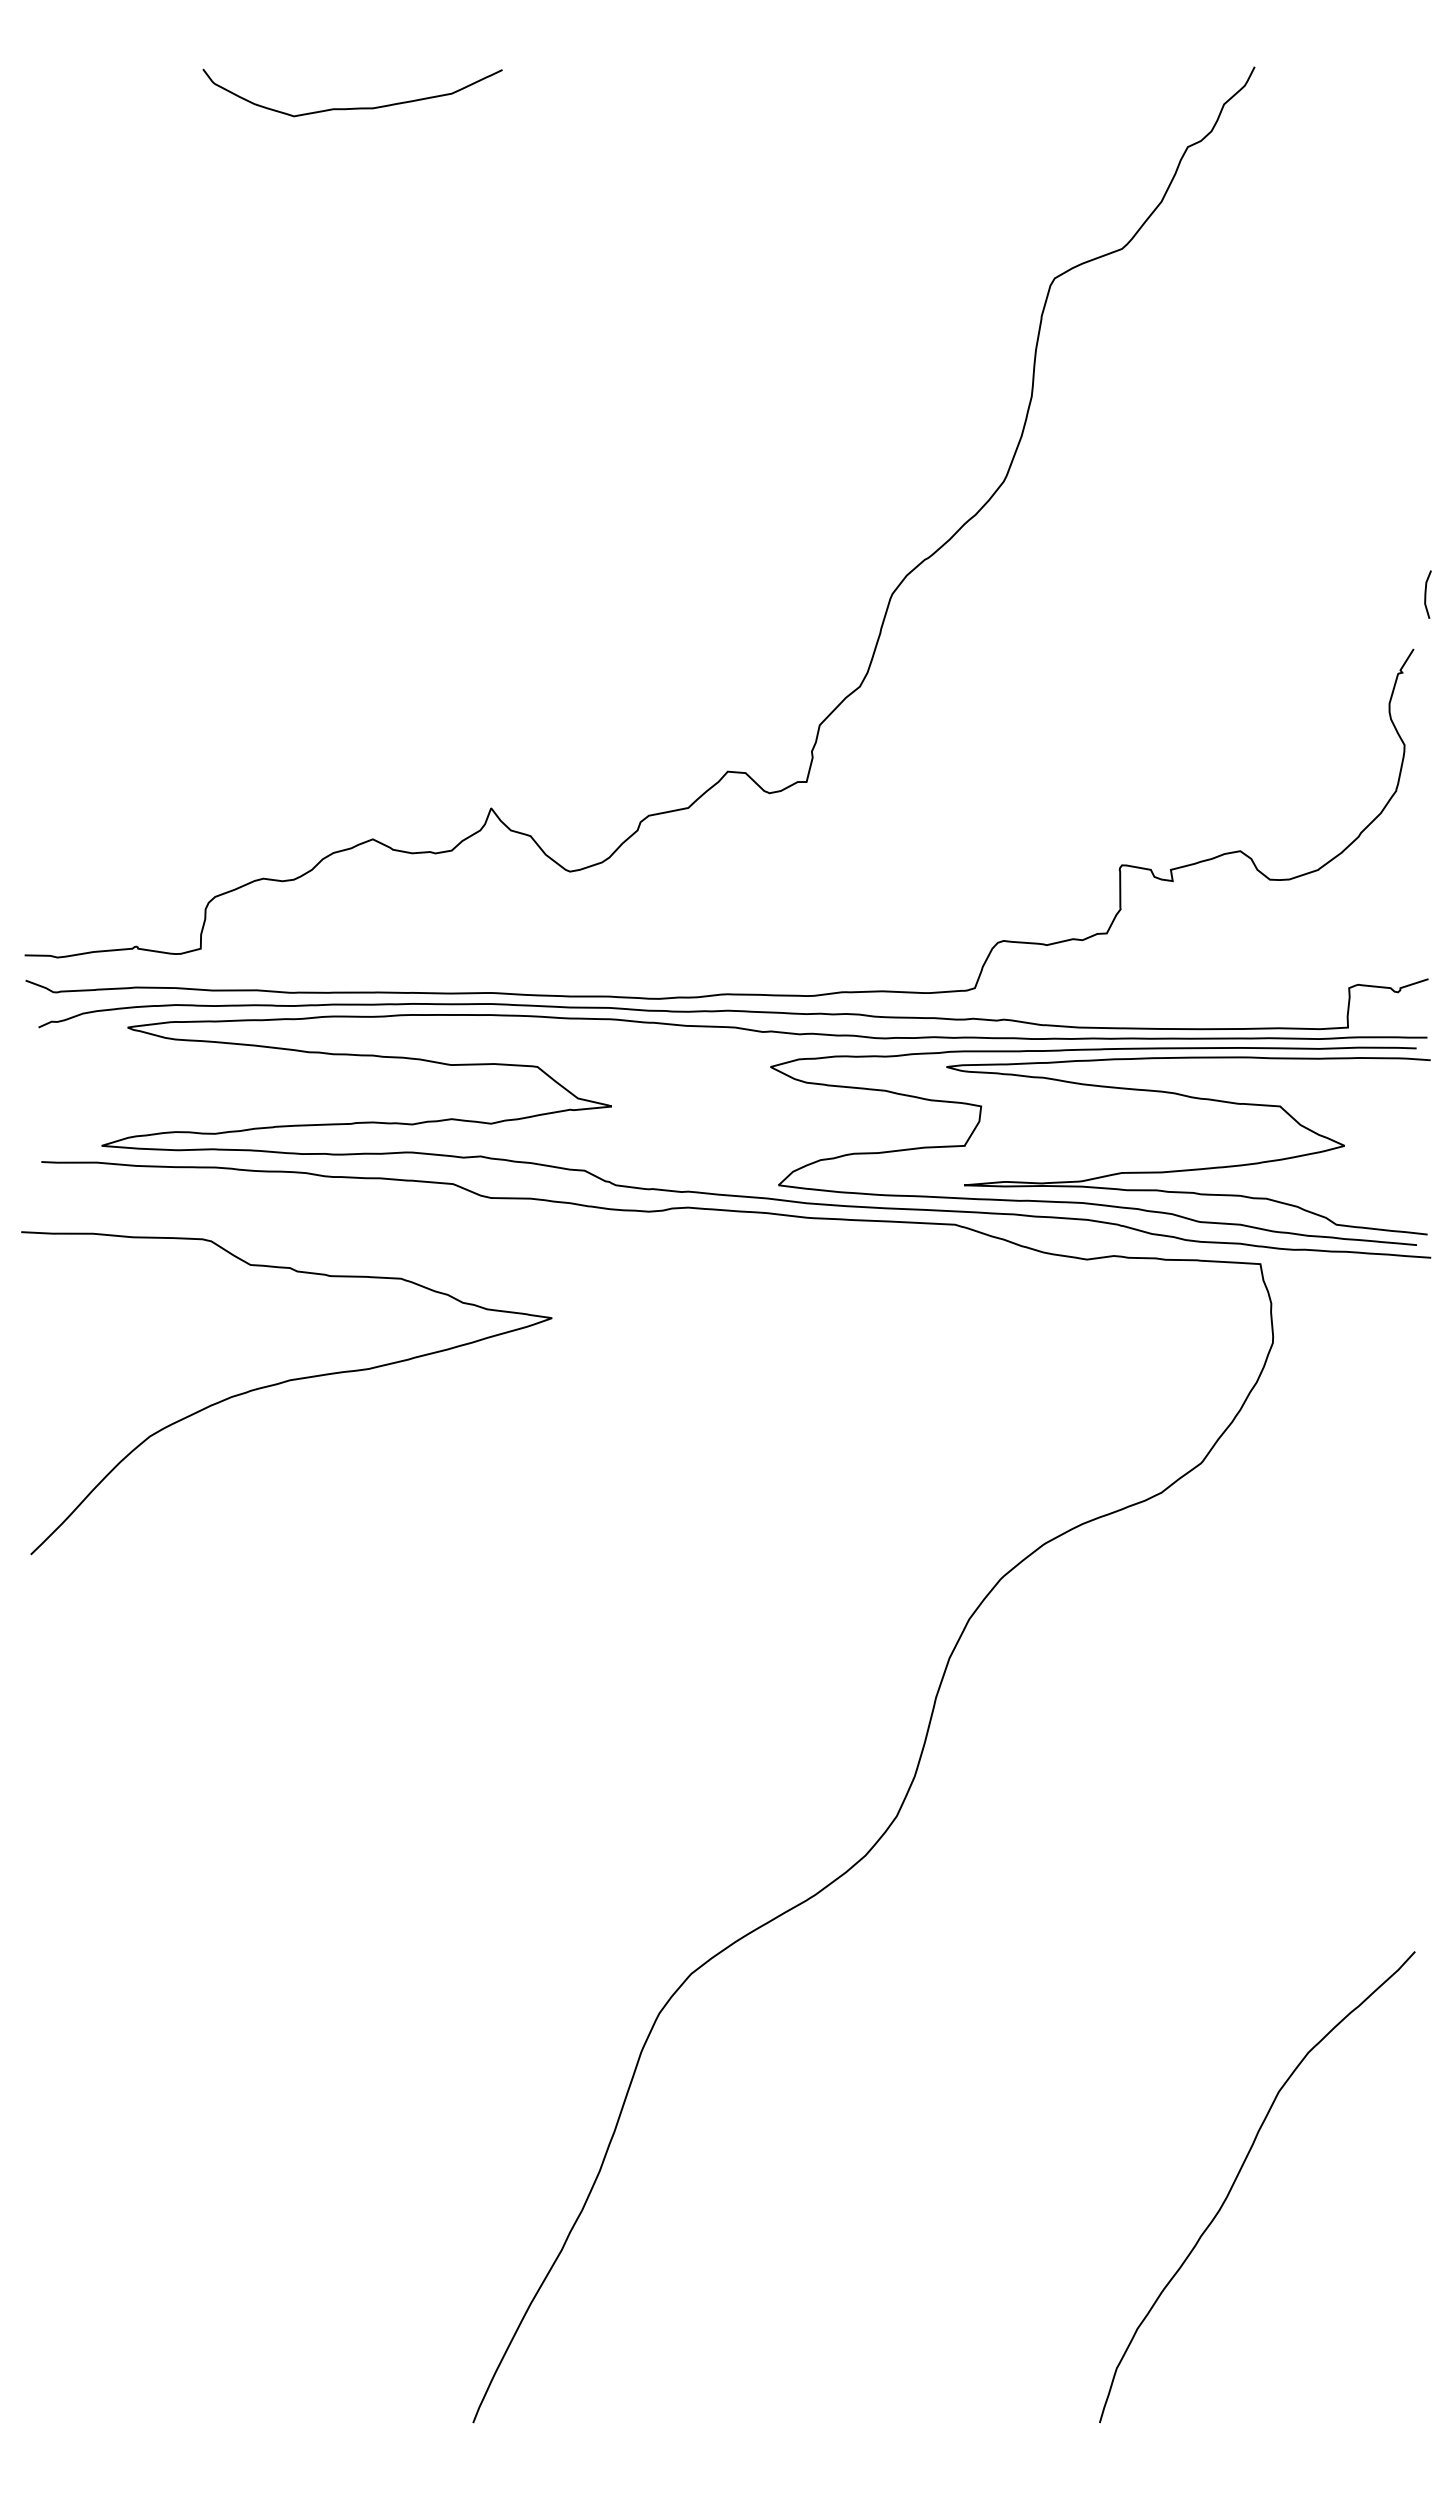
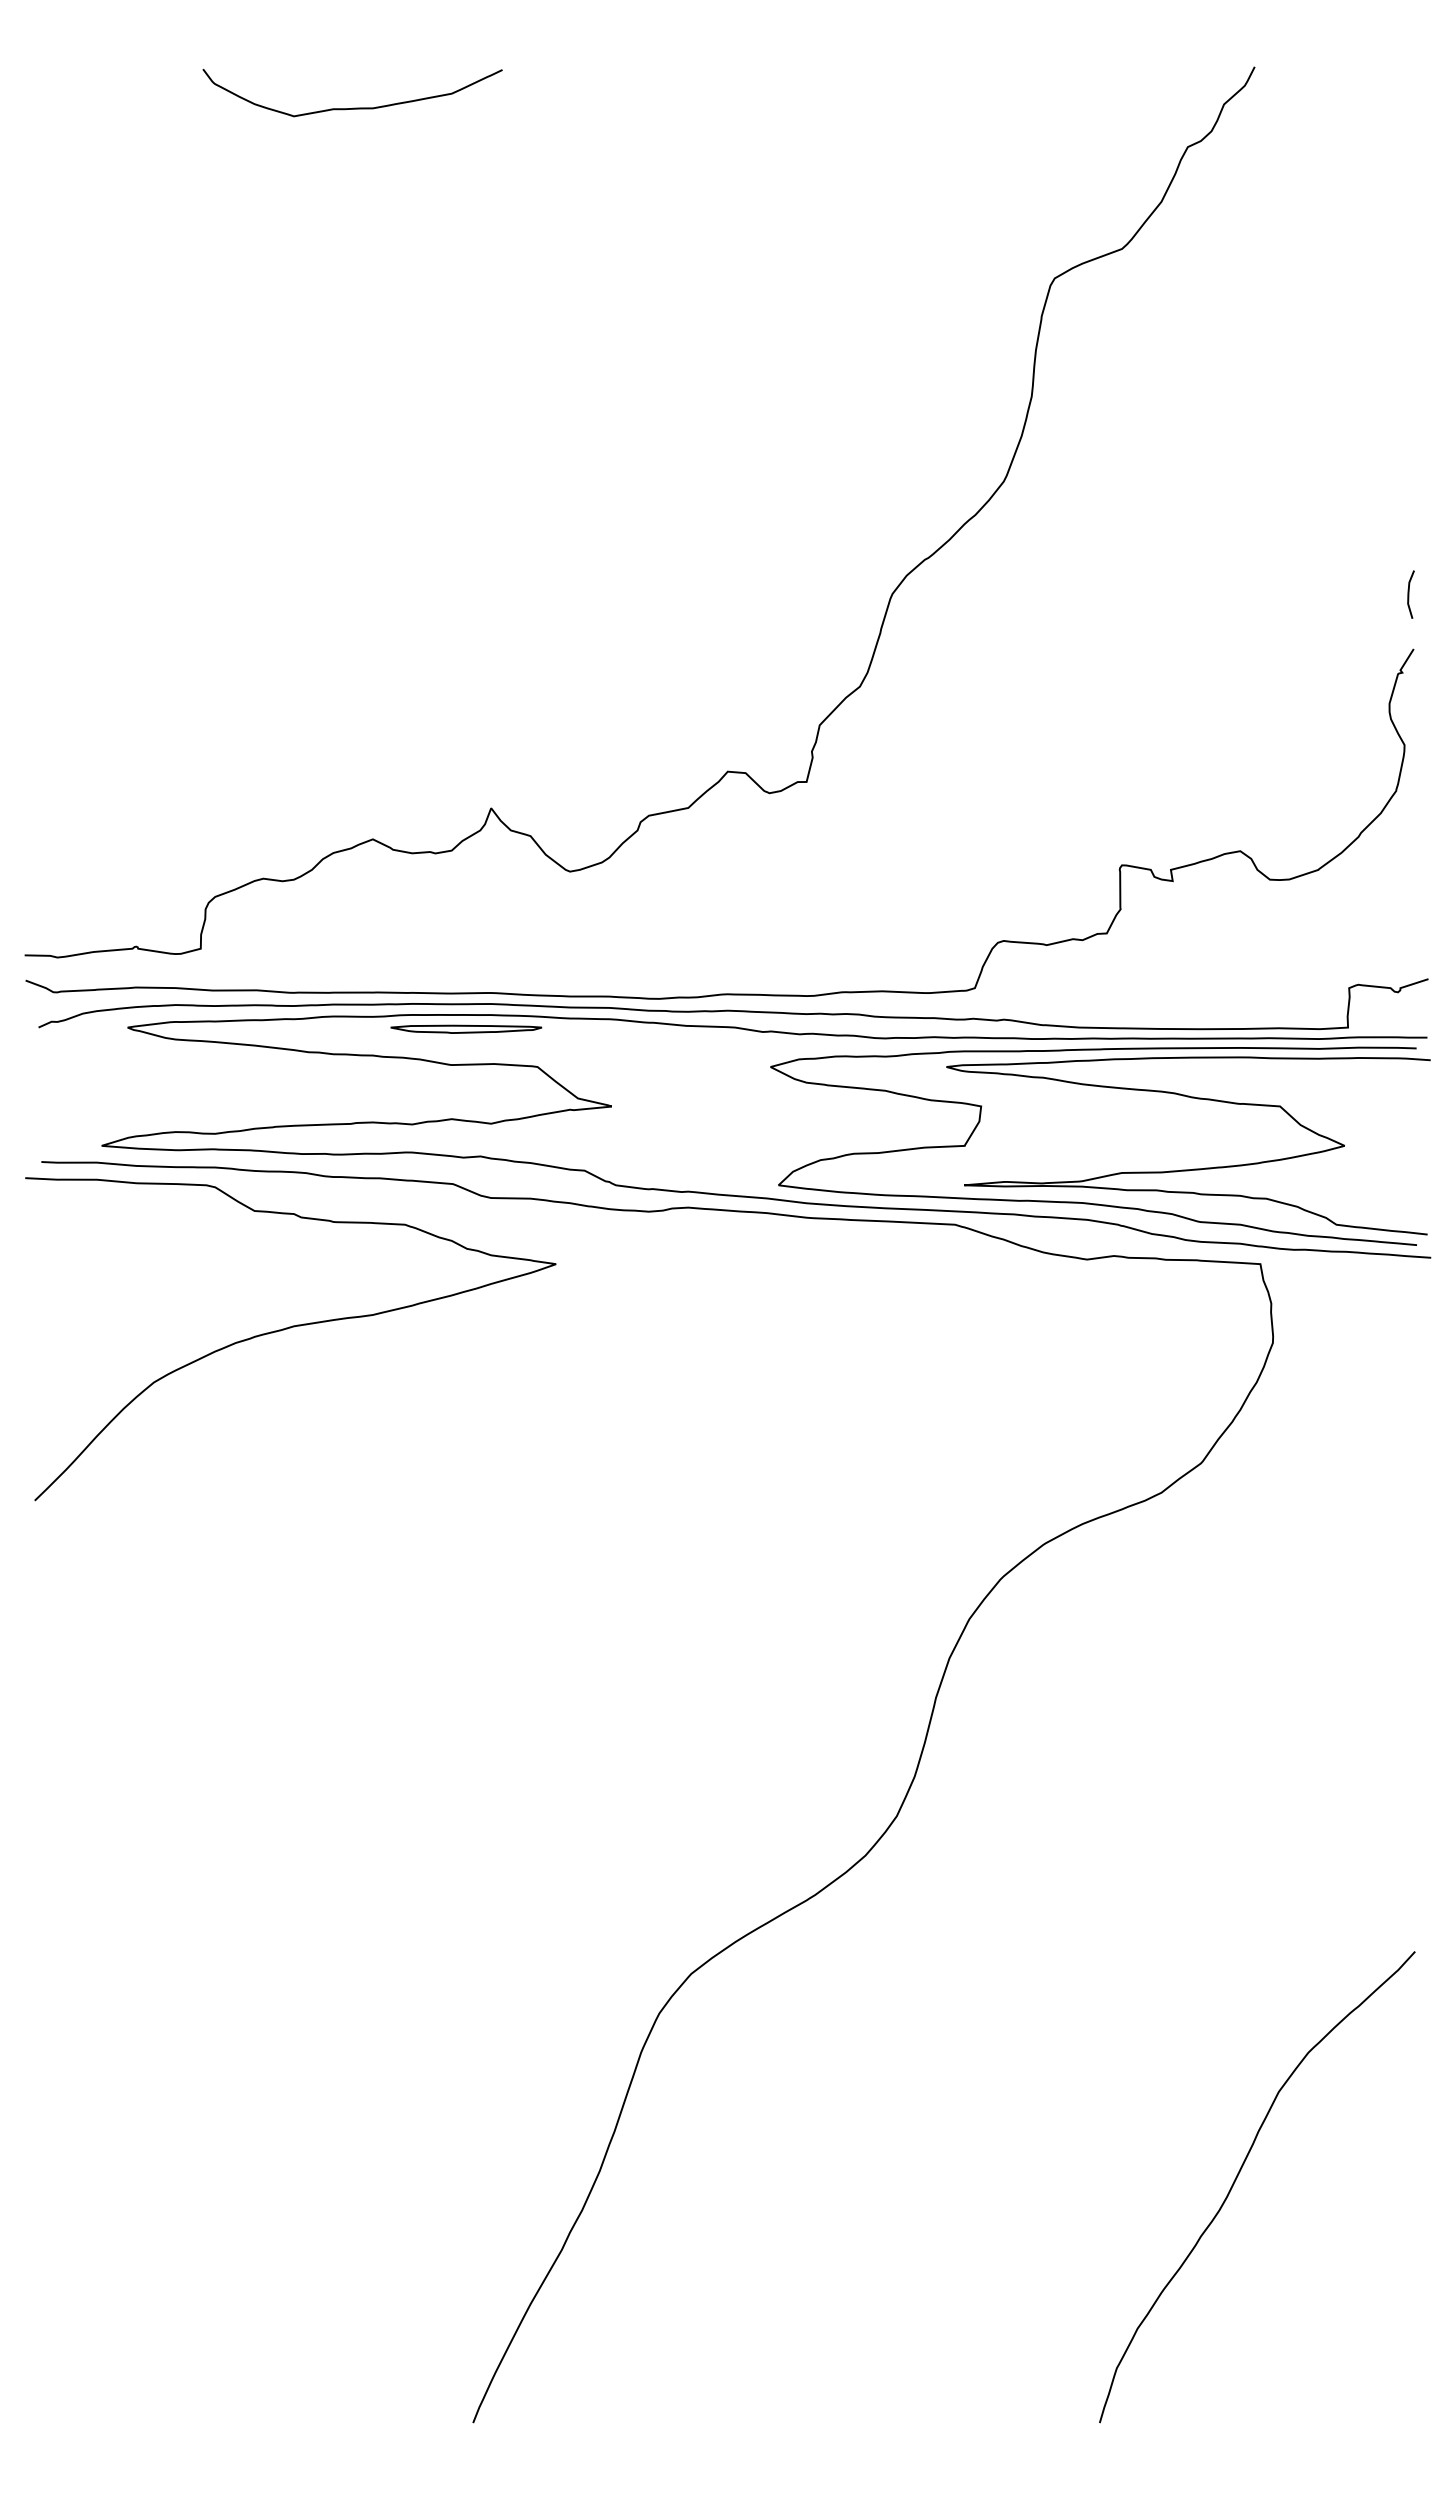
line position: (1426, 594) -> (1409, 594) (1409, 594)
part: none -> present (466, 1028)
curve position: (283, 1383) -> (287, 1329) (287, 1329)
